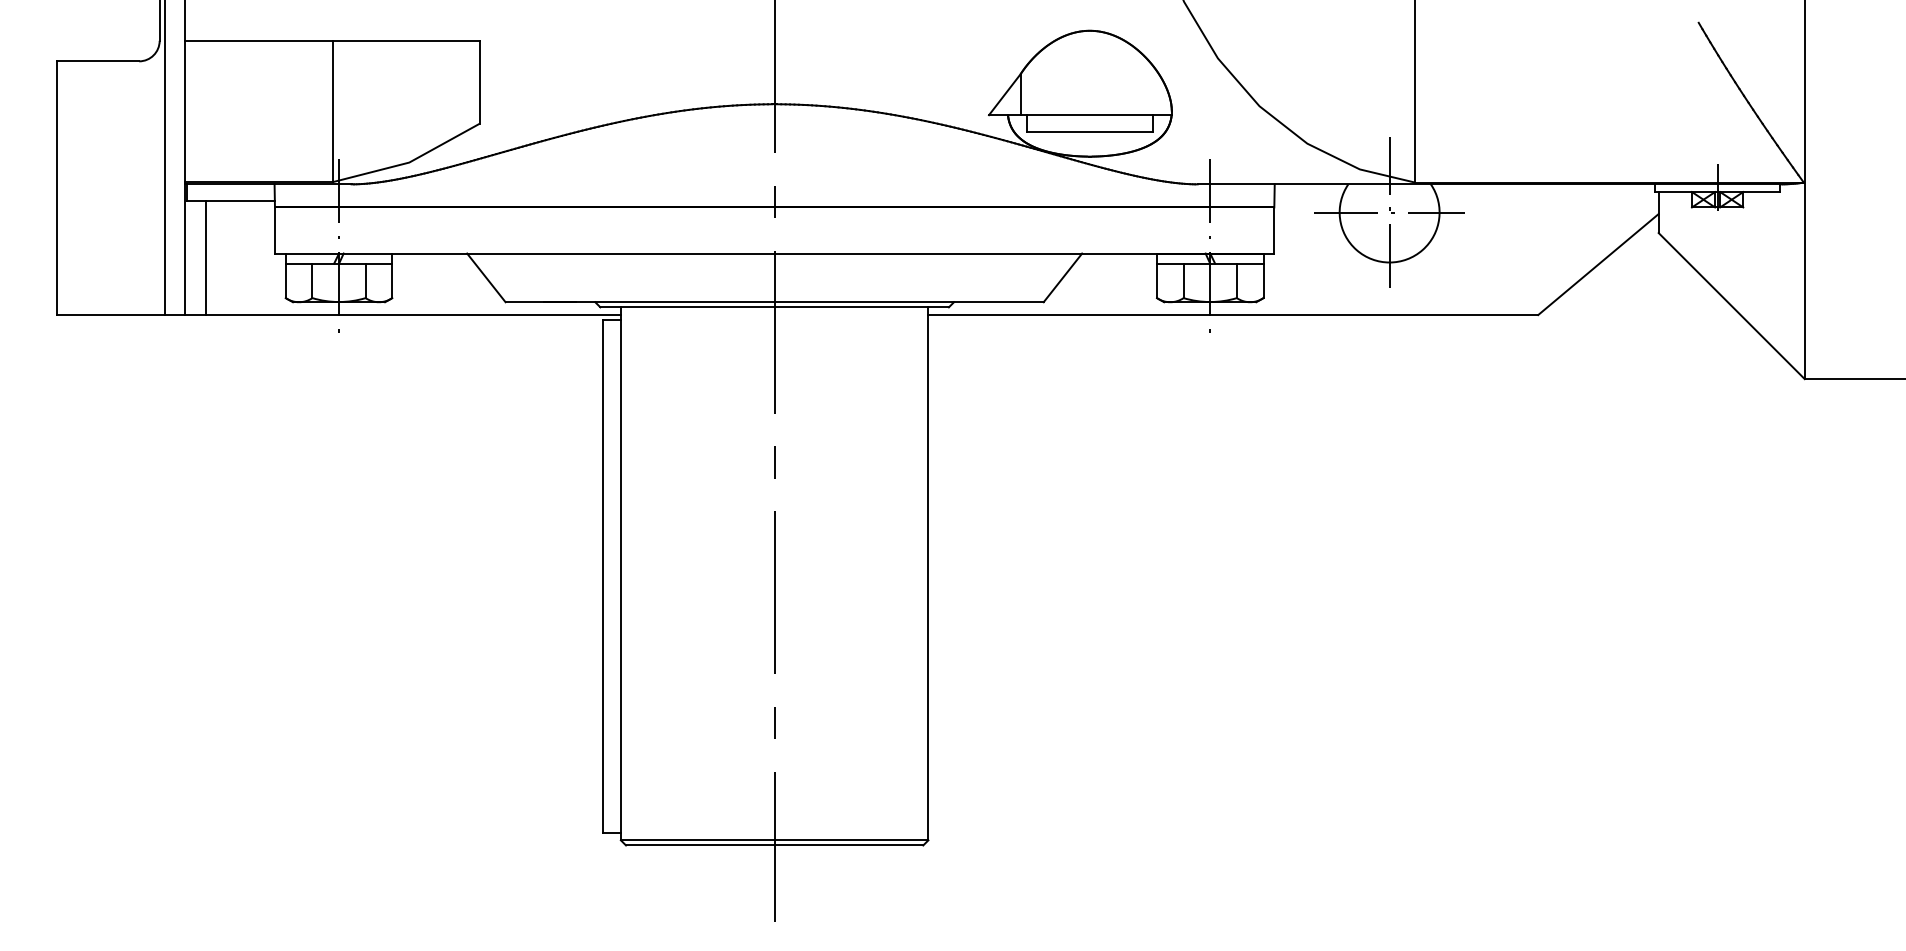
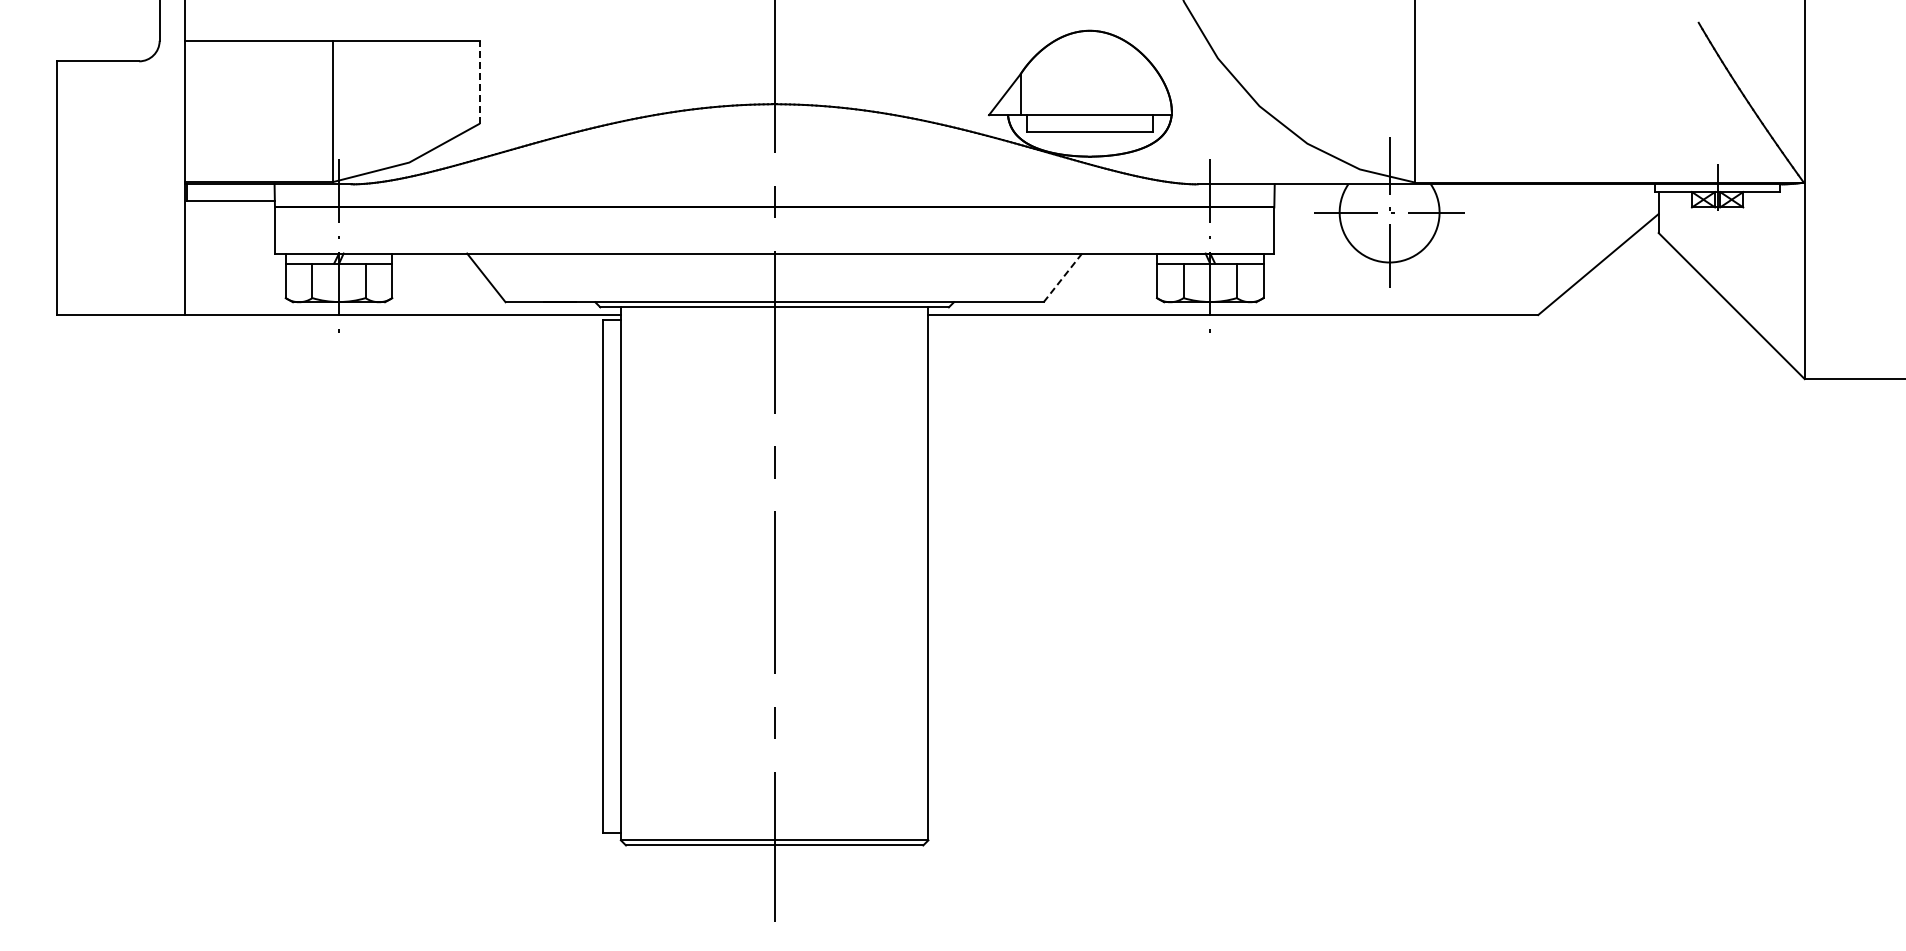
line: solid -> dashed (479, 81)
line: present -> none (164, 158)
line: present -> none (205, 258)
line: solid -> dashed (1063, 277)
